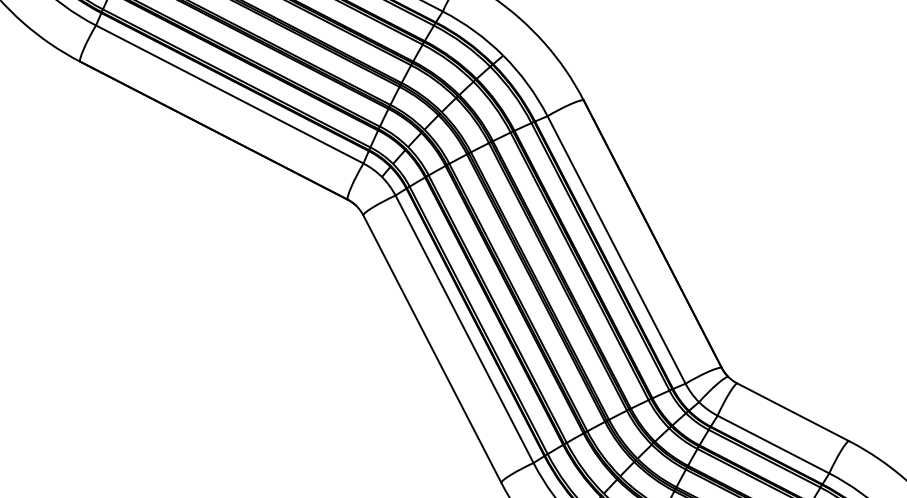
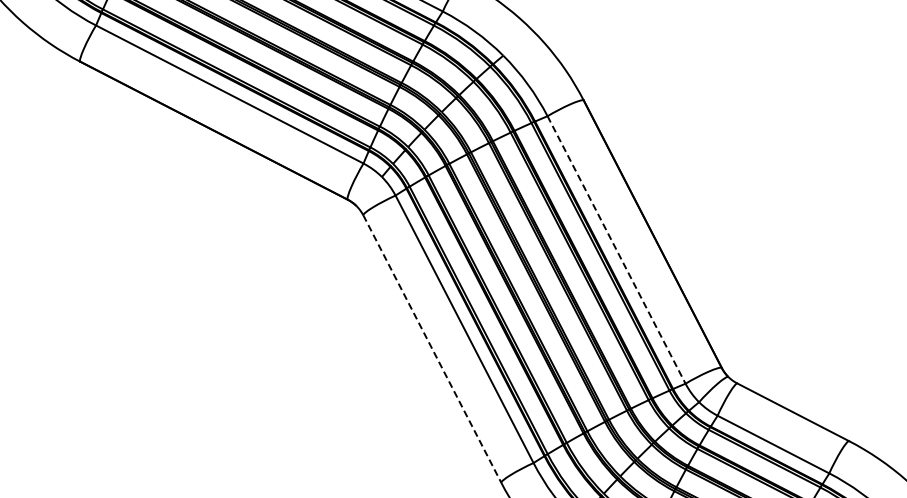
line: solid -> dashed (616, 250)
line: solid -> dashed (432, 349)
